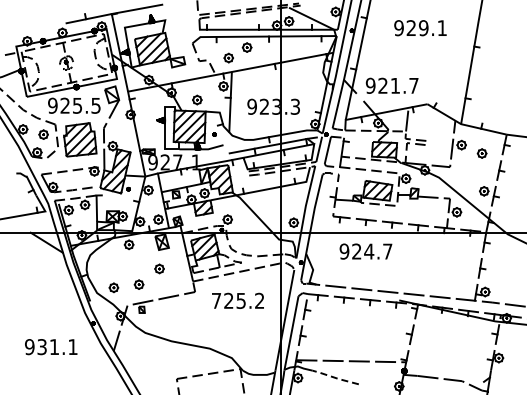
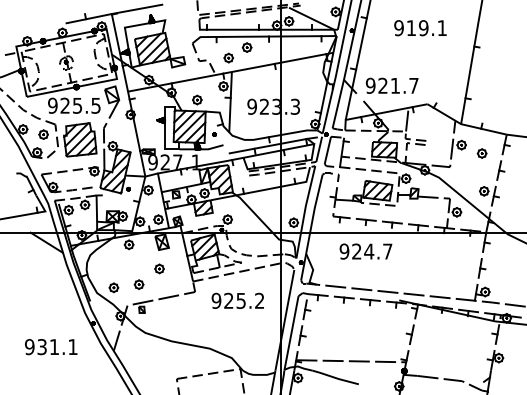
text: 929.1 -> 919.1 (410, 27)
text: 725.2 -> 925.2 (216, 300)
line: dashed -> solid (335, 377)
